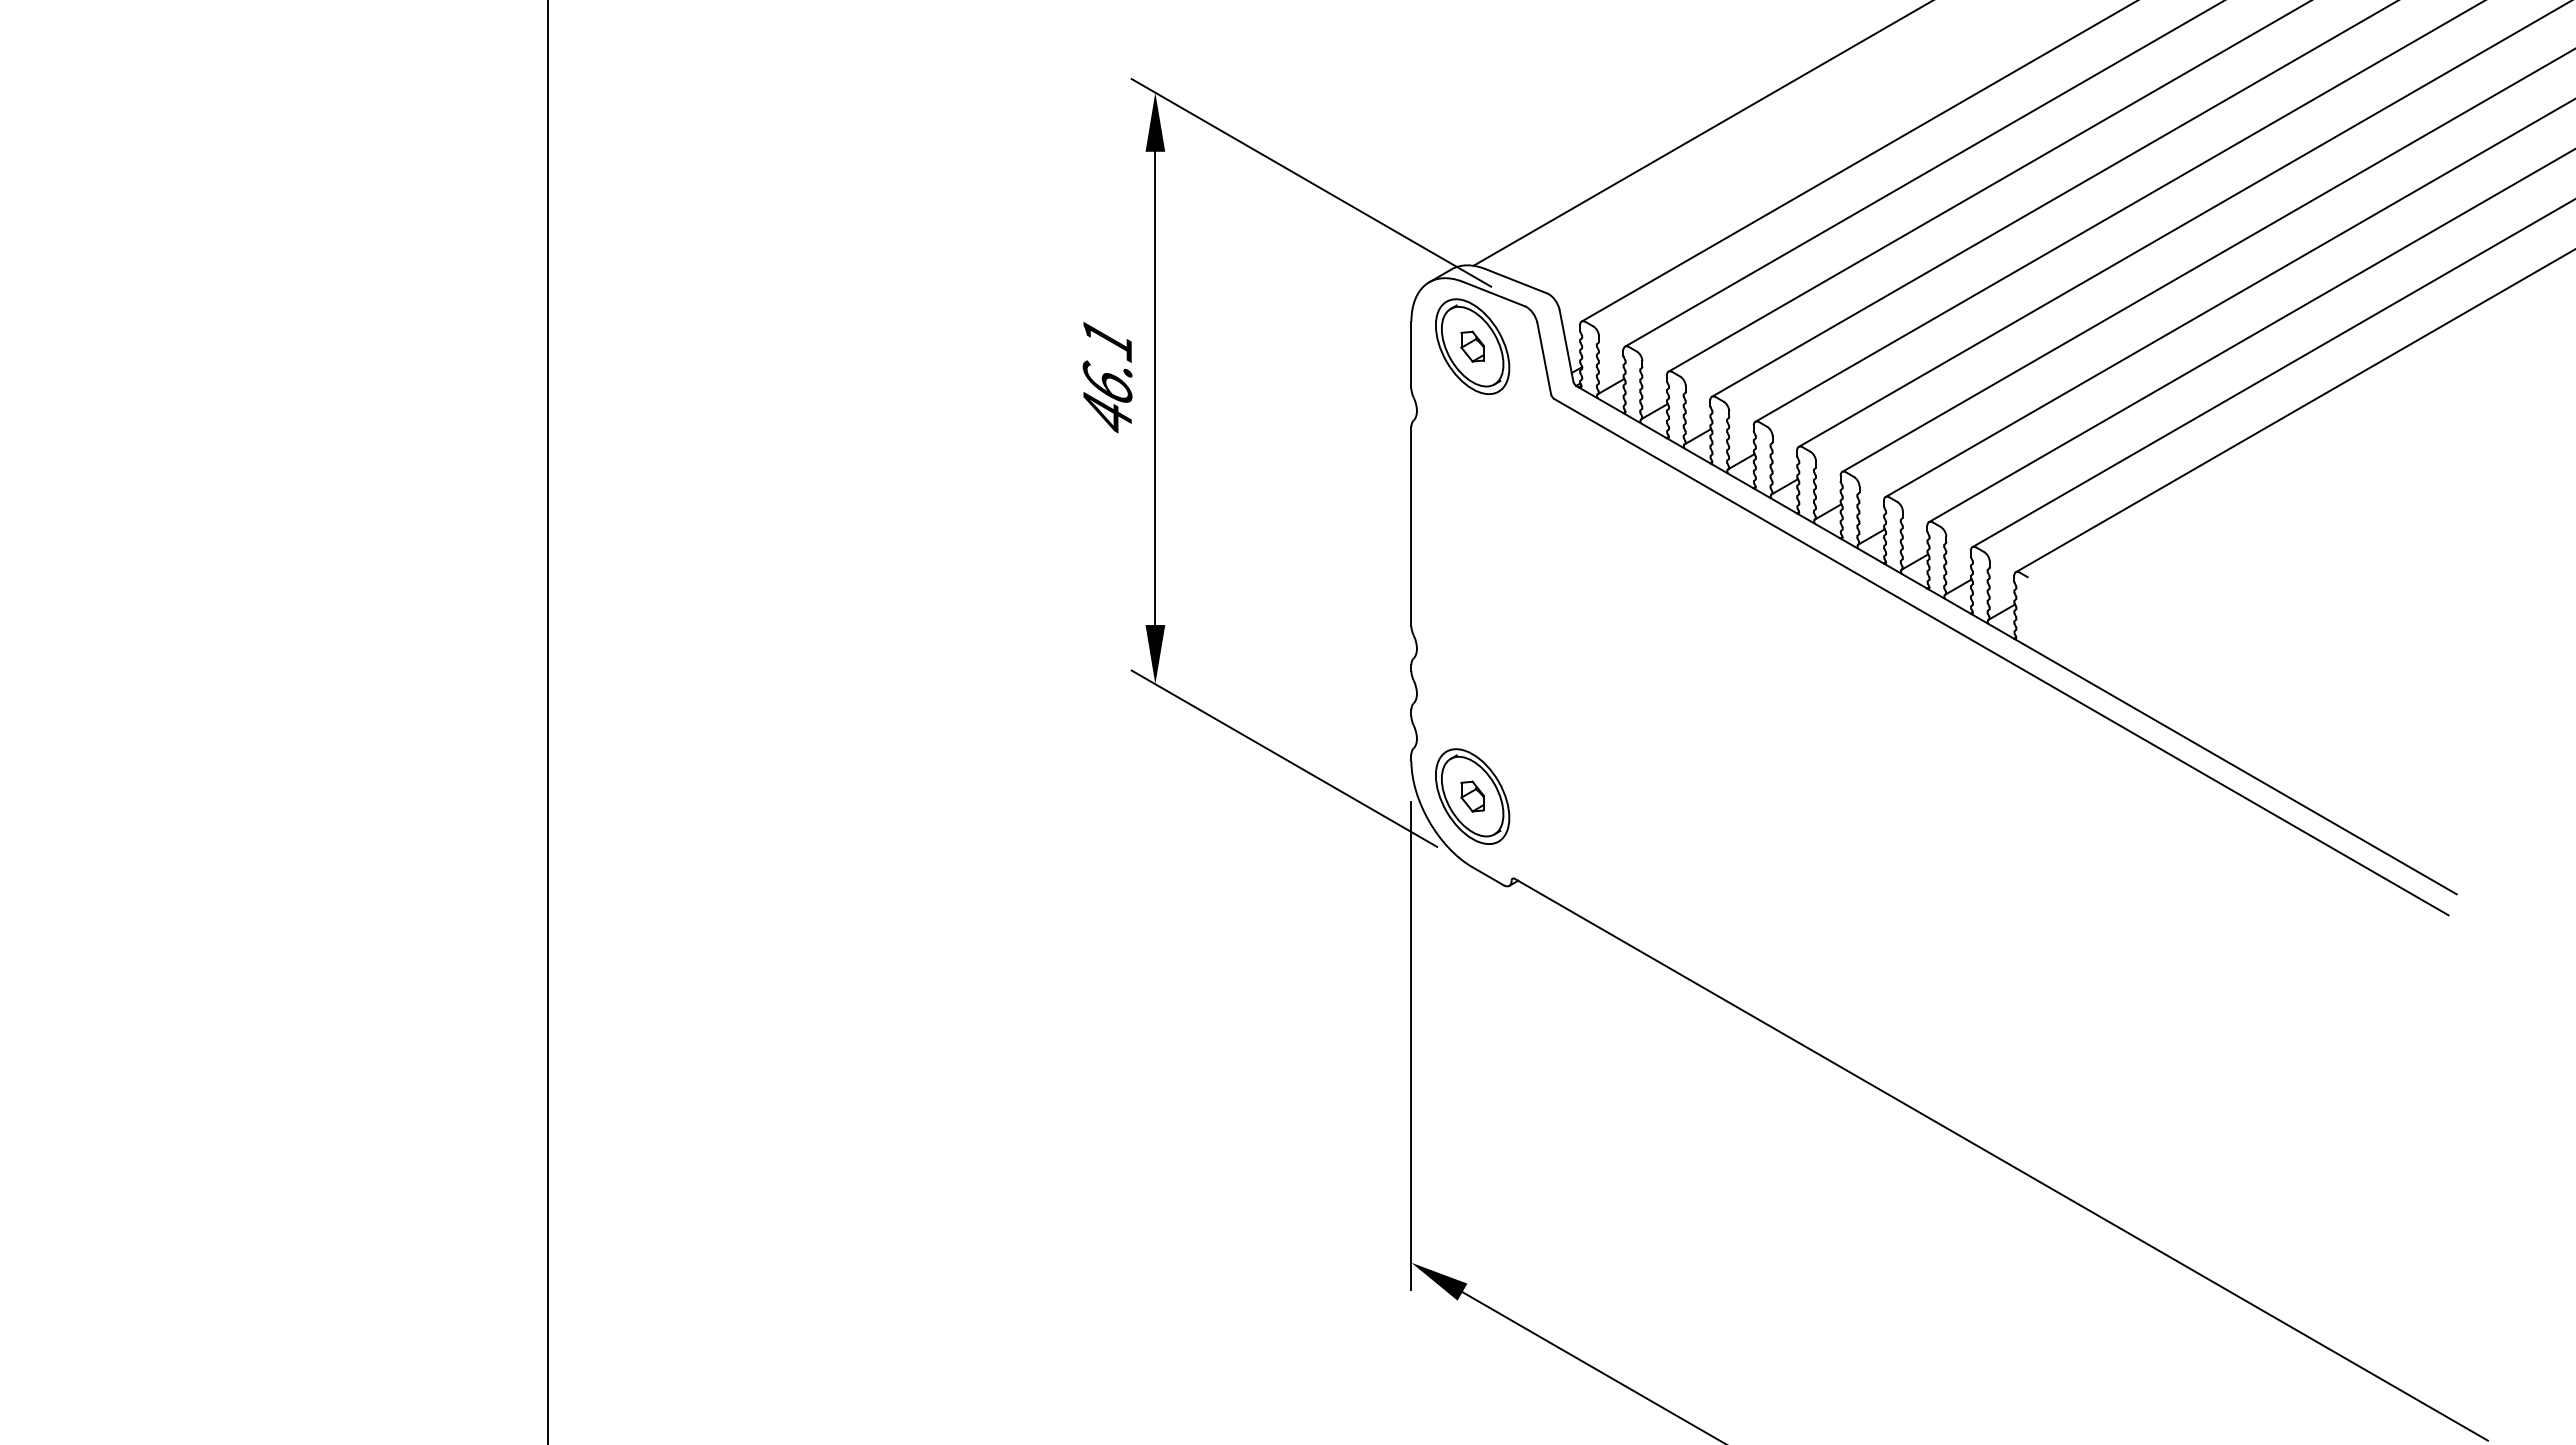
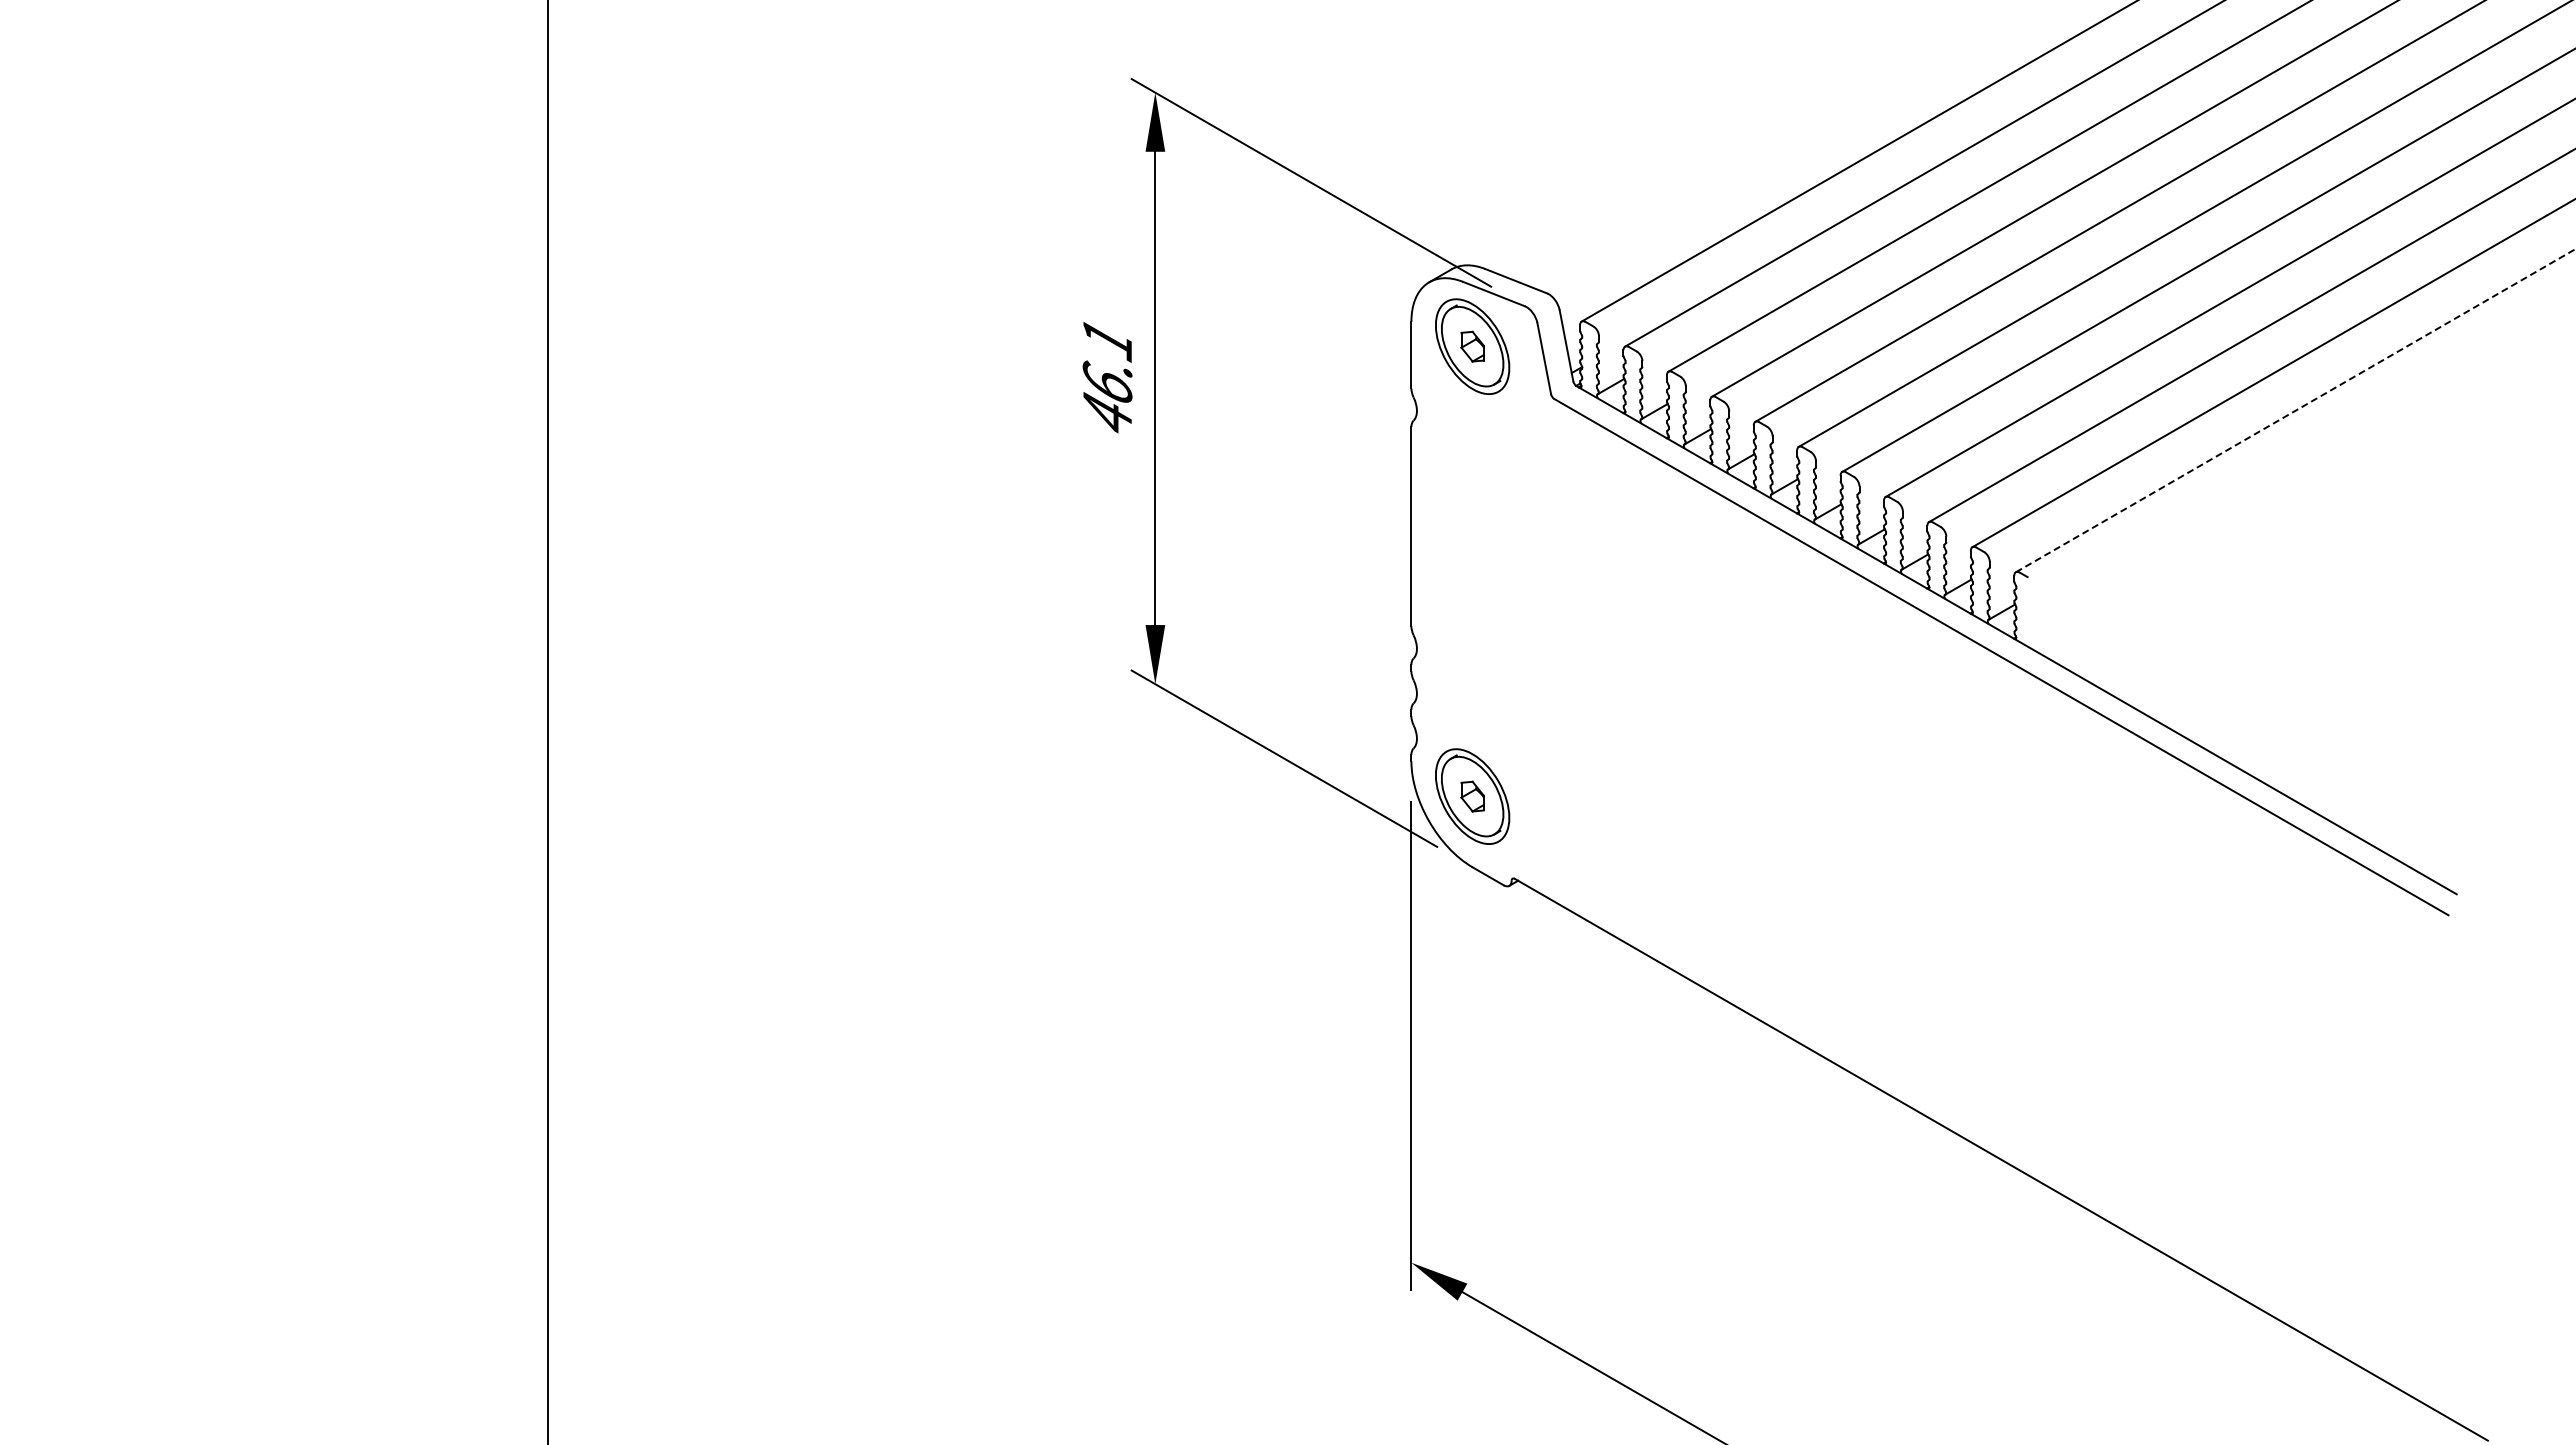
line: present -> none (1701, 133)
line: solid -> dashed (2295, 410)
